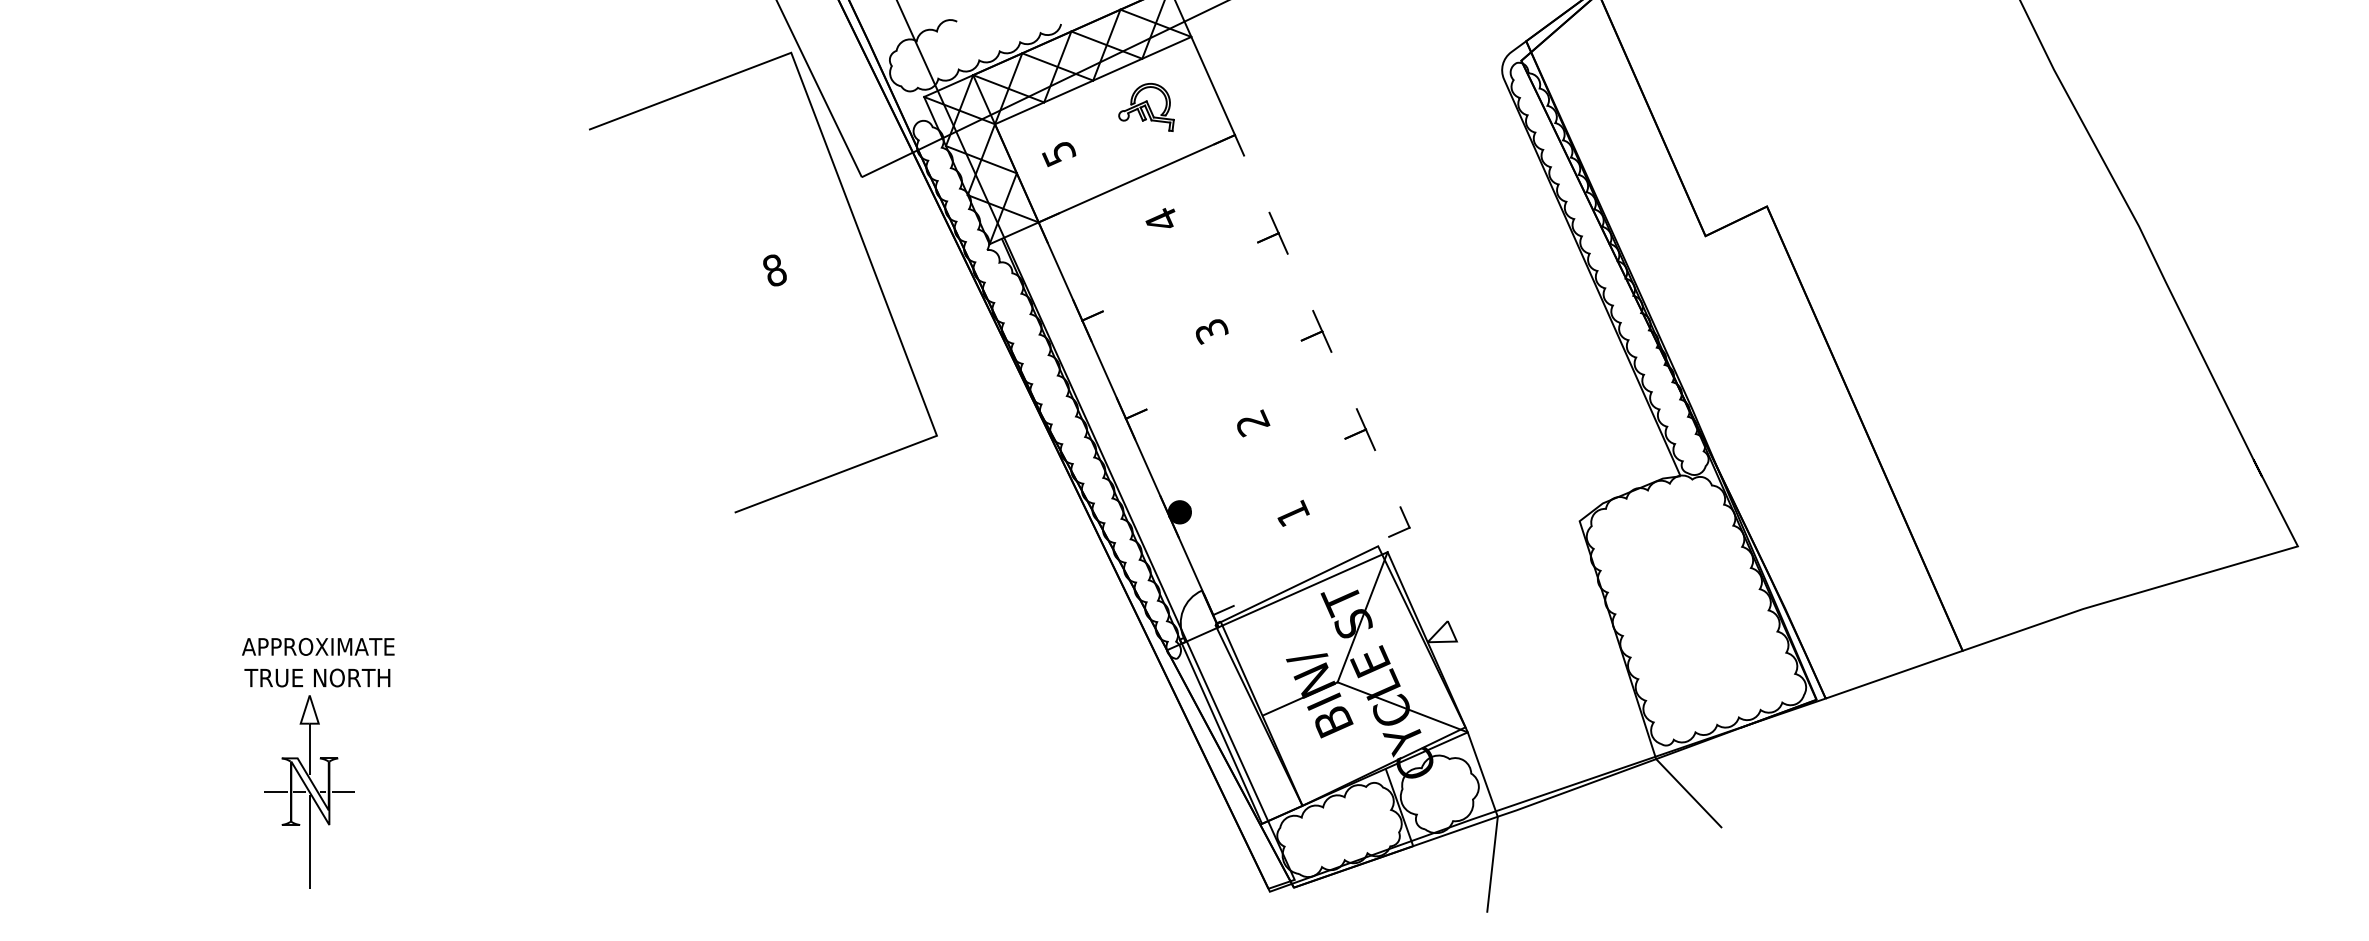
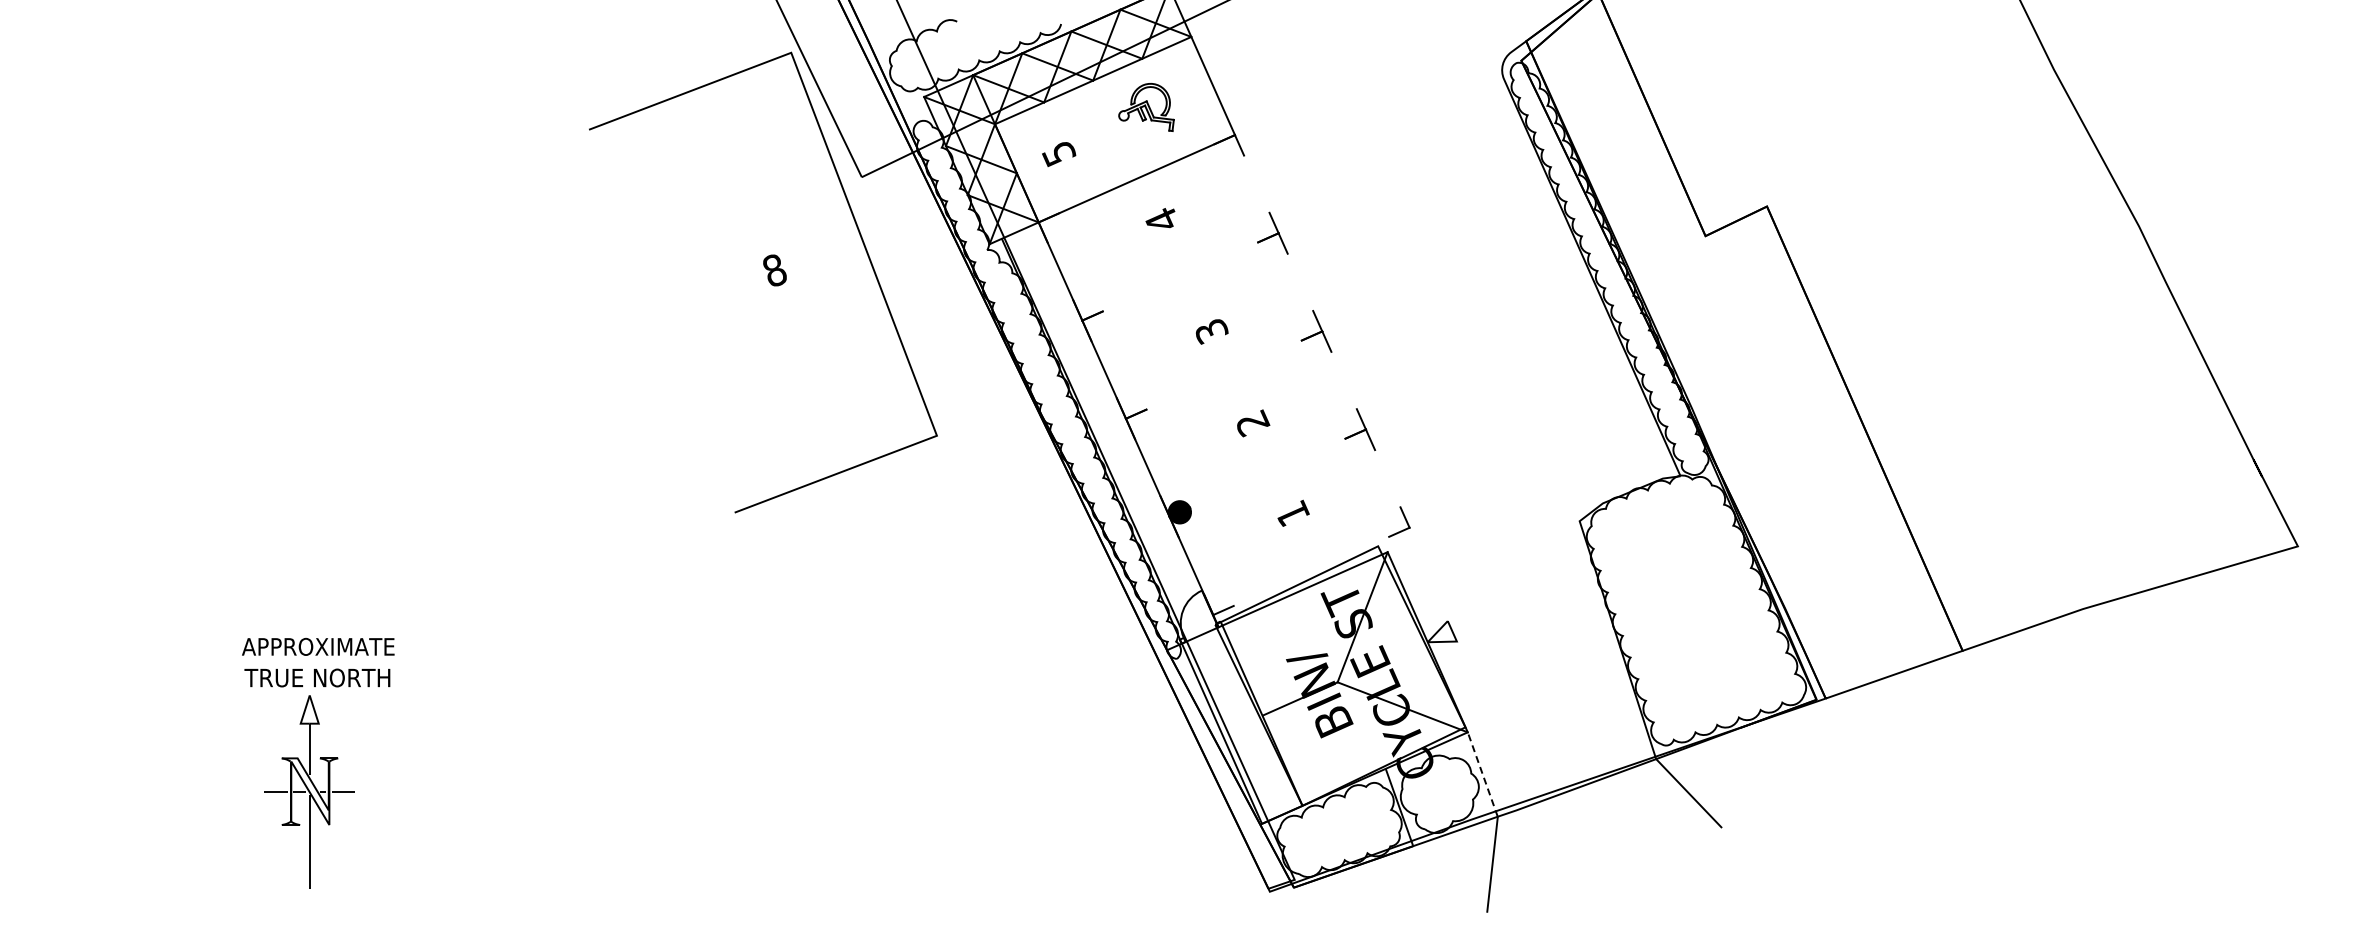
line: solid -> dashed (1482, 774)
